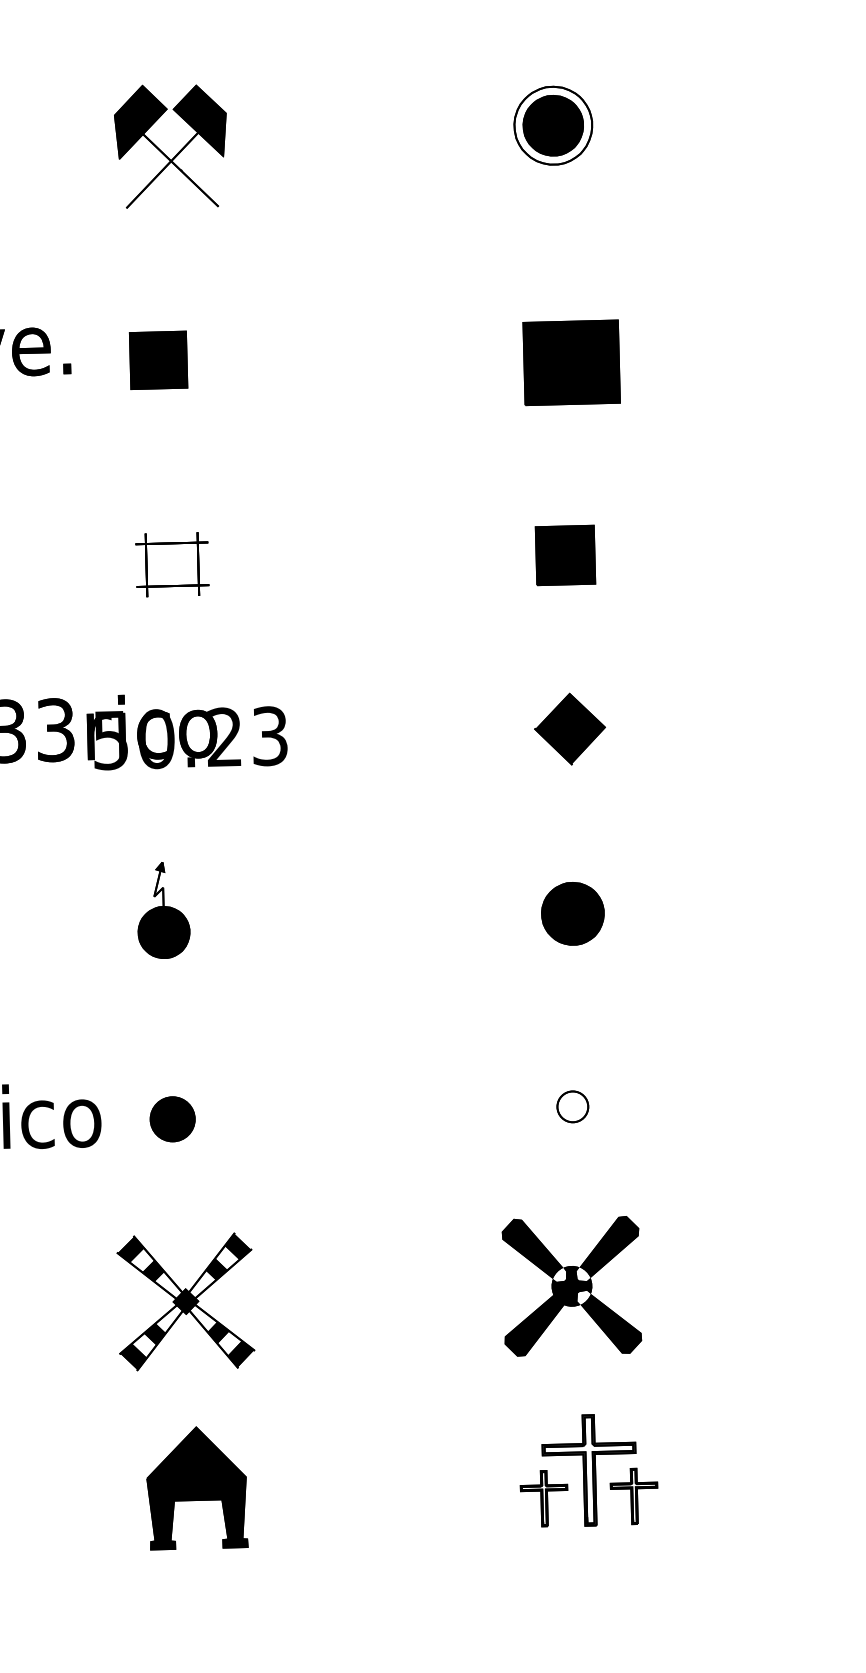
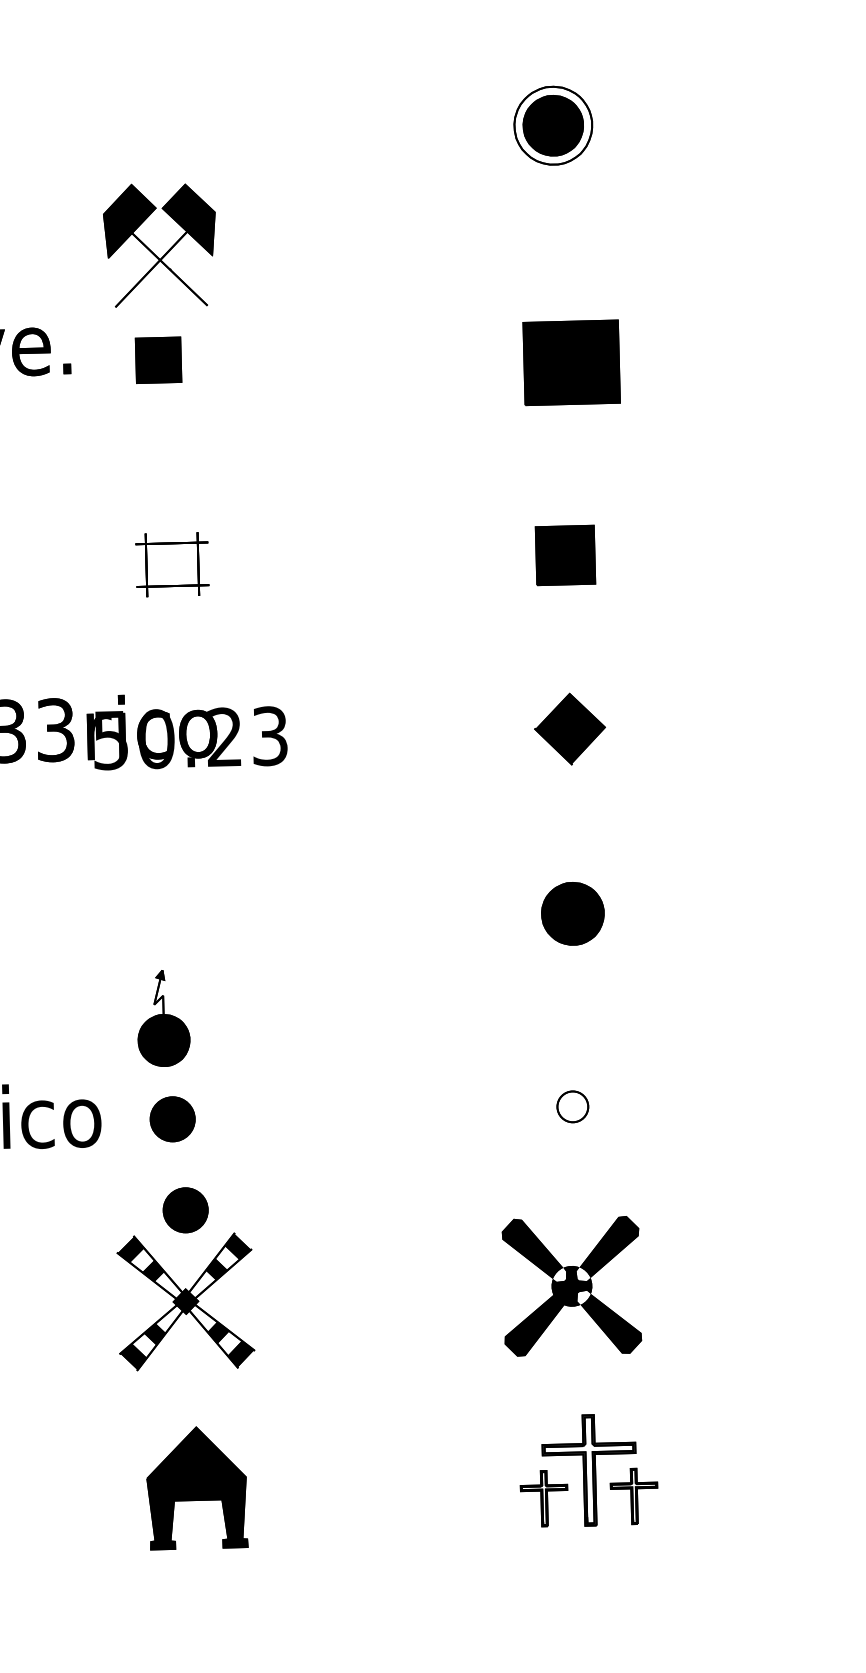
part position: (163, 152) -> (152, 251) (152, 251)
part size: 61x60 px -> 49x48 px (158, 359)
part position: (163, 910) -> (163, 1018) (163, 1018)
part: none -> present (185, 1210)
